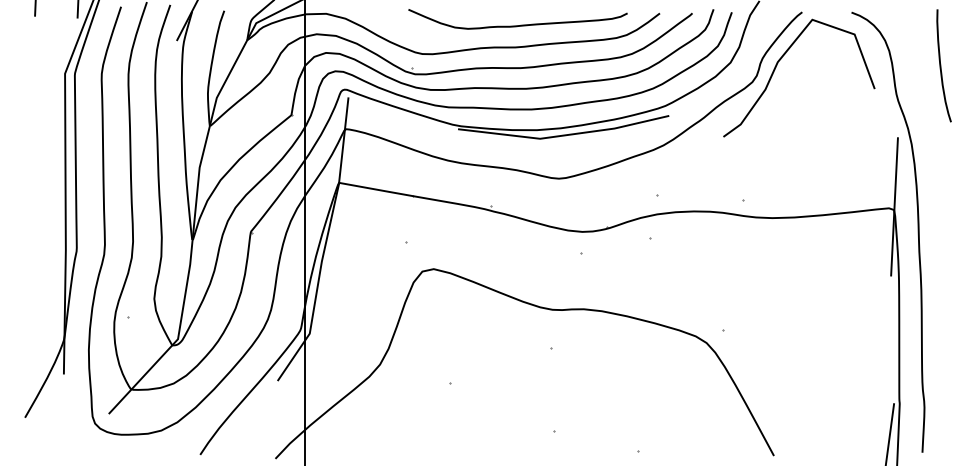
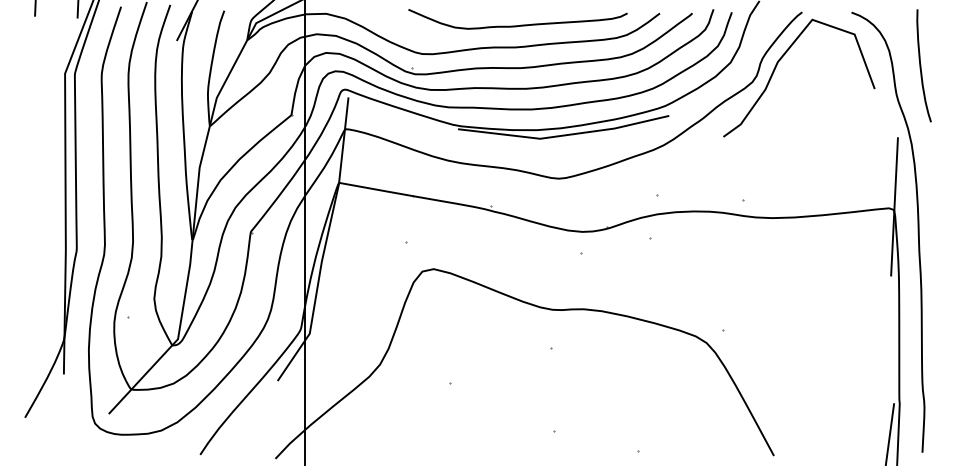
curve position: (941, 65) -> (921, 65) (921, 65)
